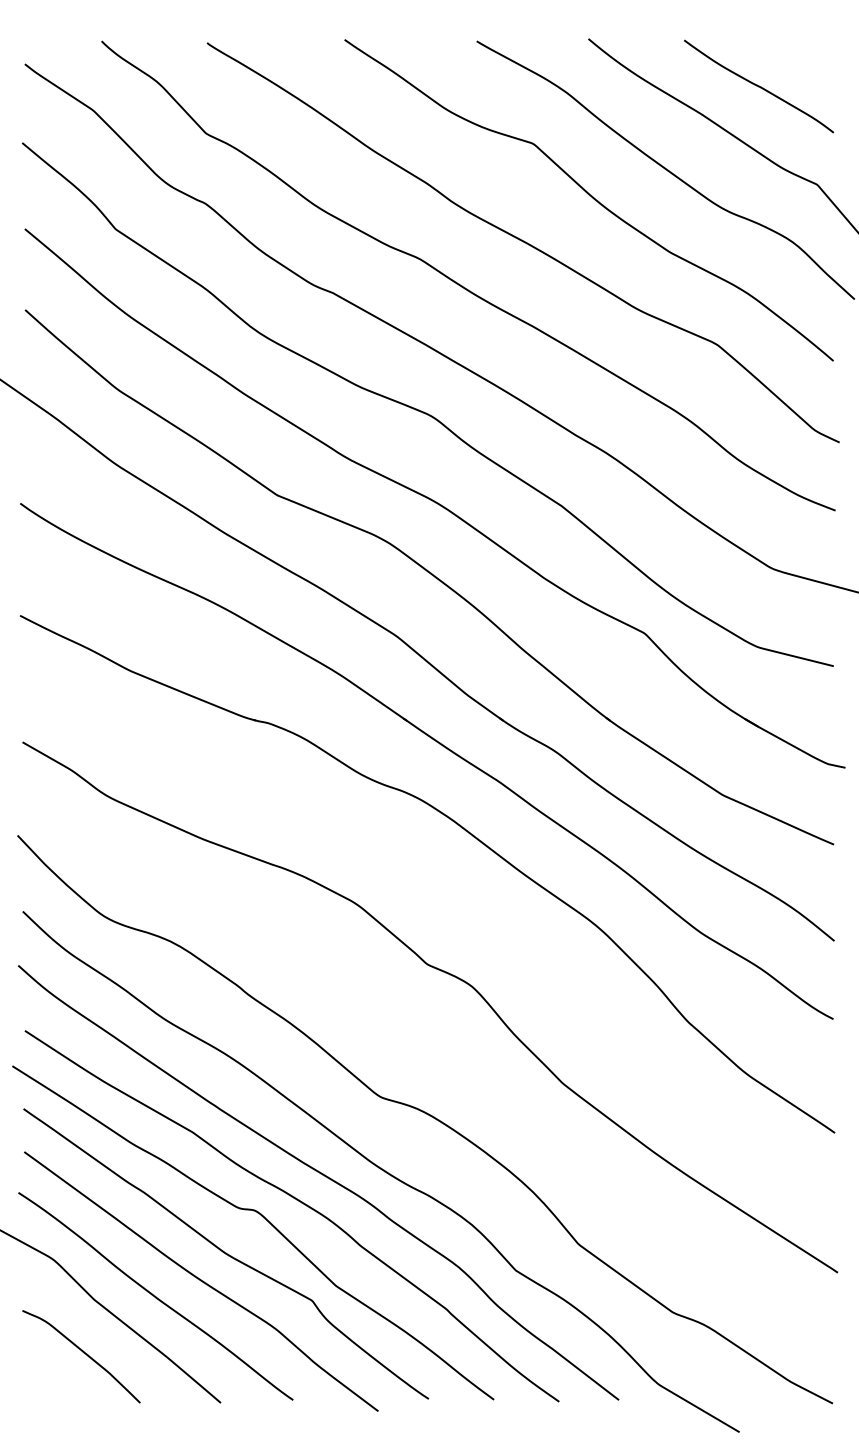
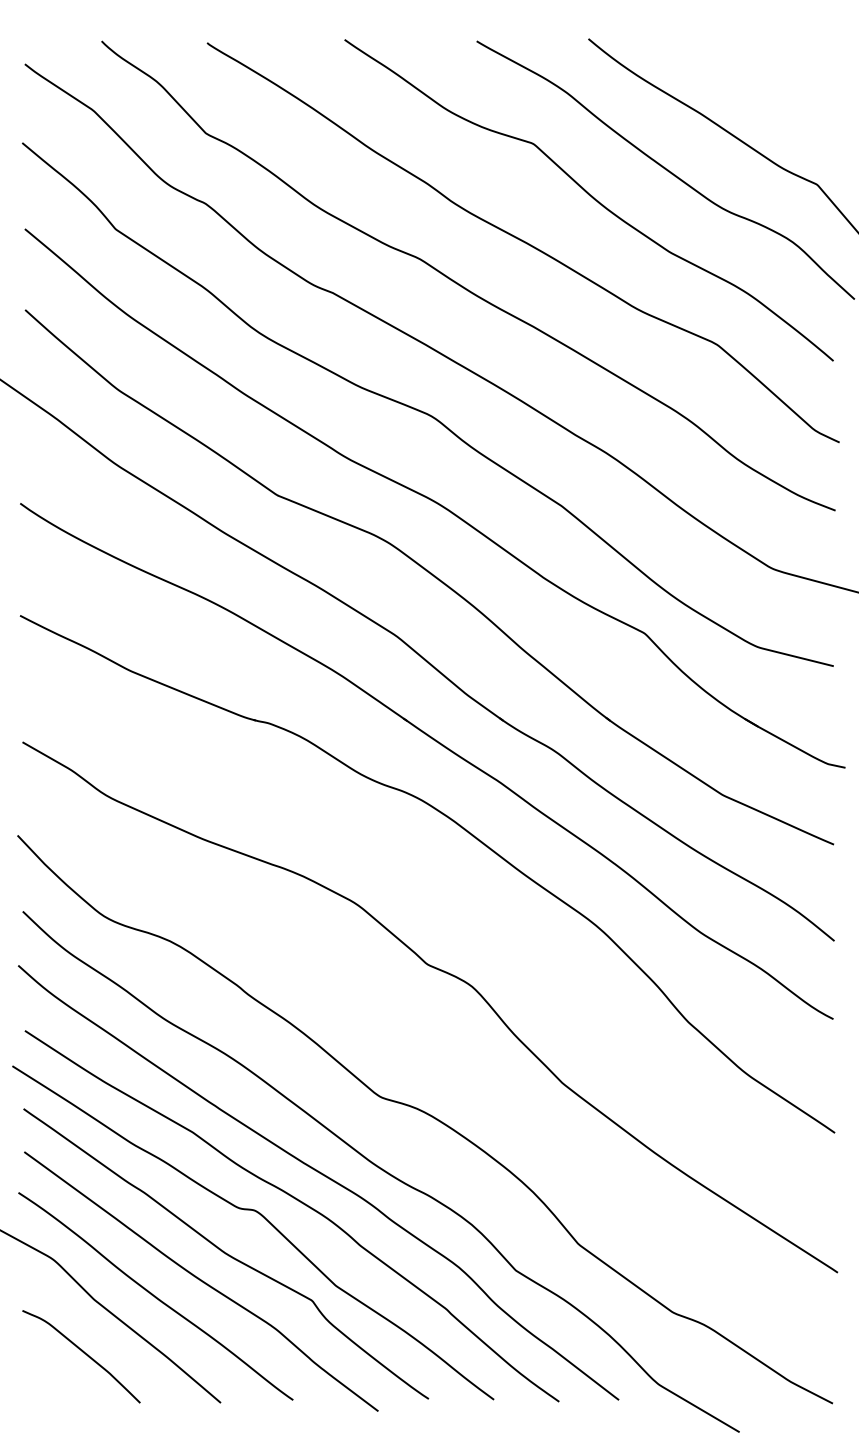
curve: present -> none (759, 86)
